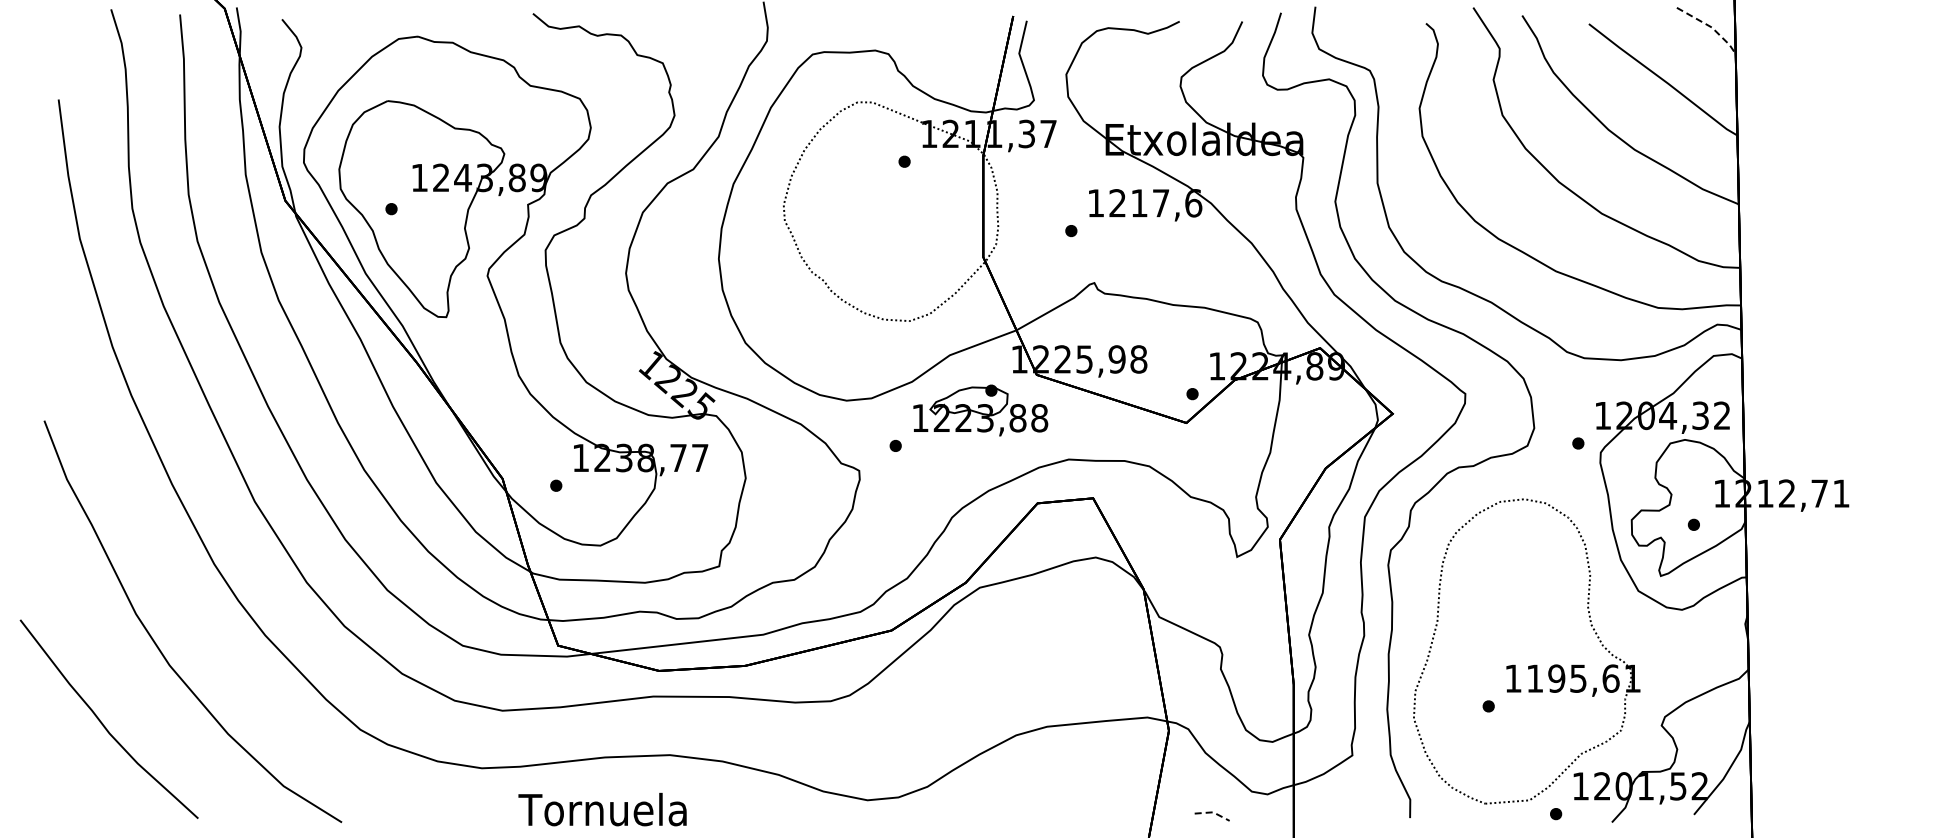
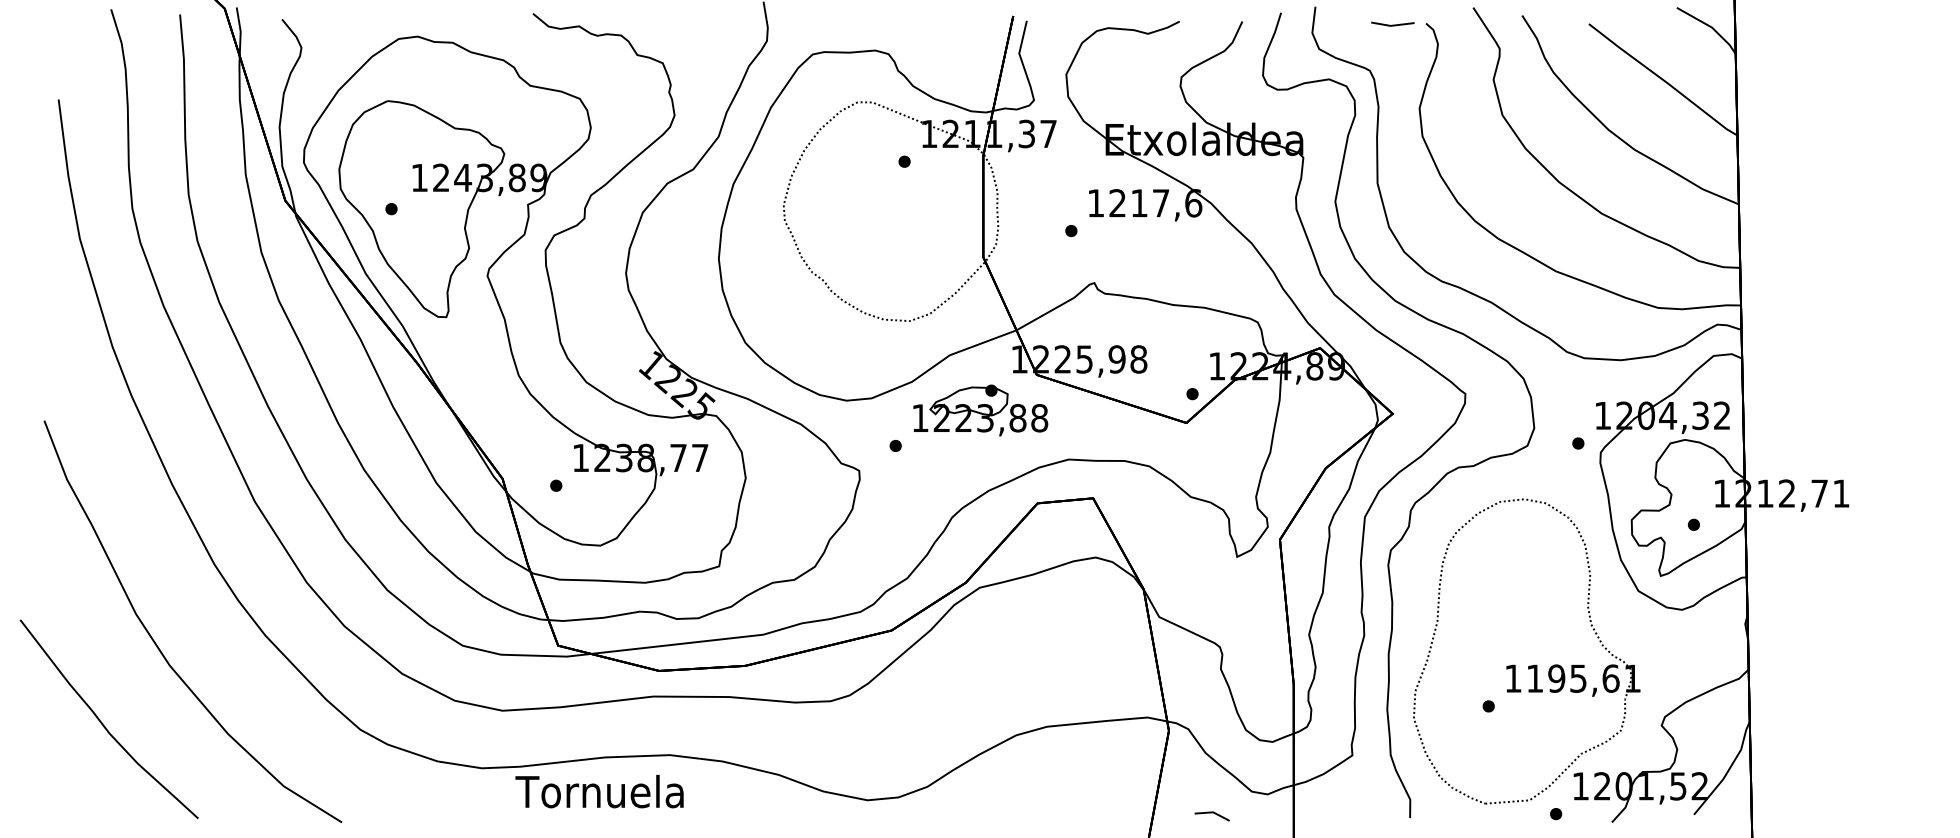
line: none -> present (1392, 24)
line: dashed -> solid (1711, 27)
text position: (602, 809) -> (599, 791) (599, 791)
line: dashed -> solid (1213, 812)
